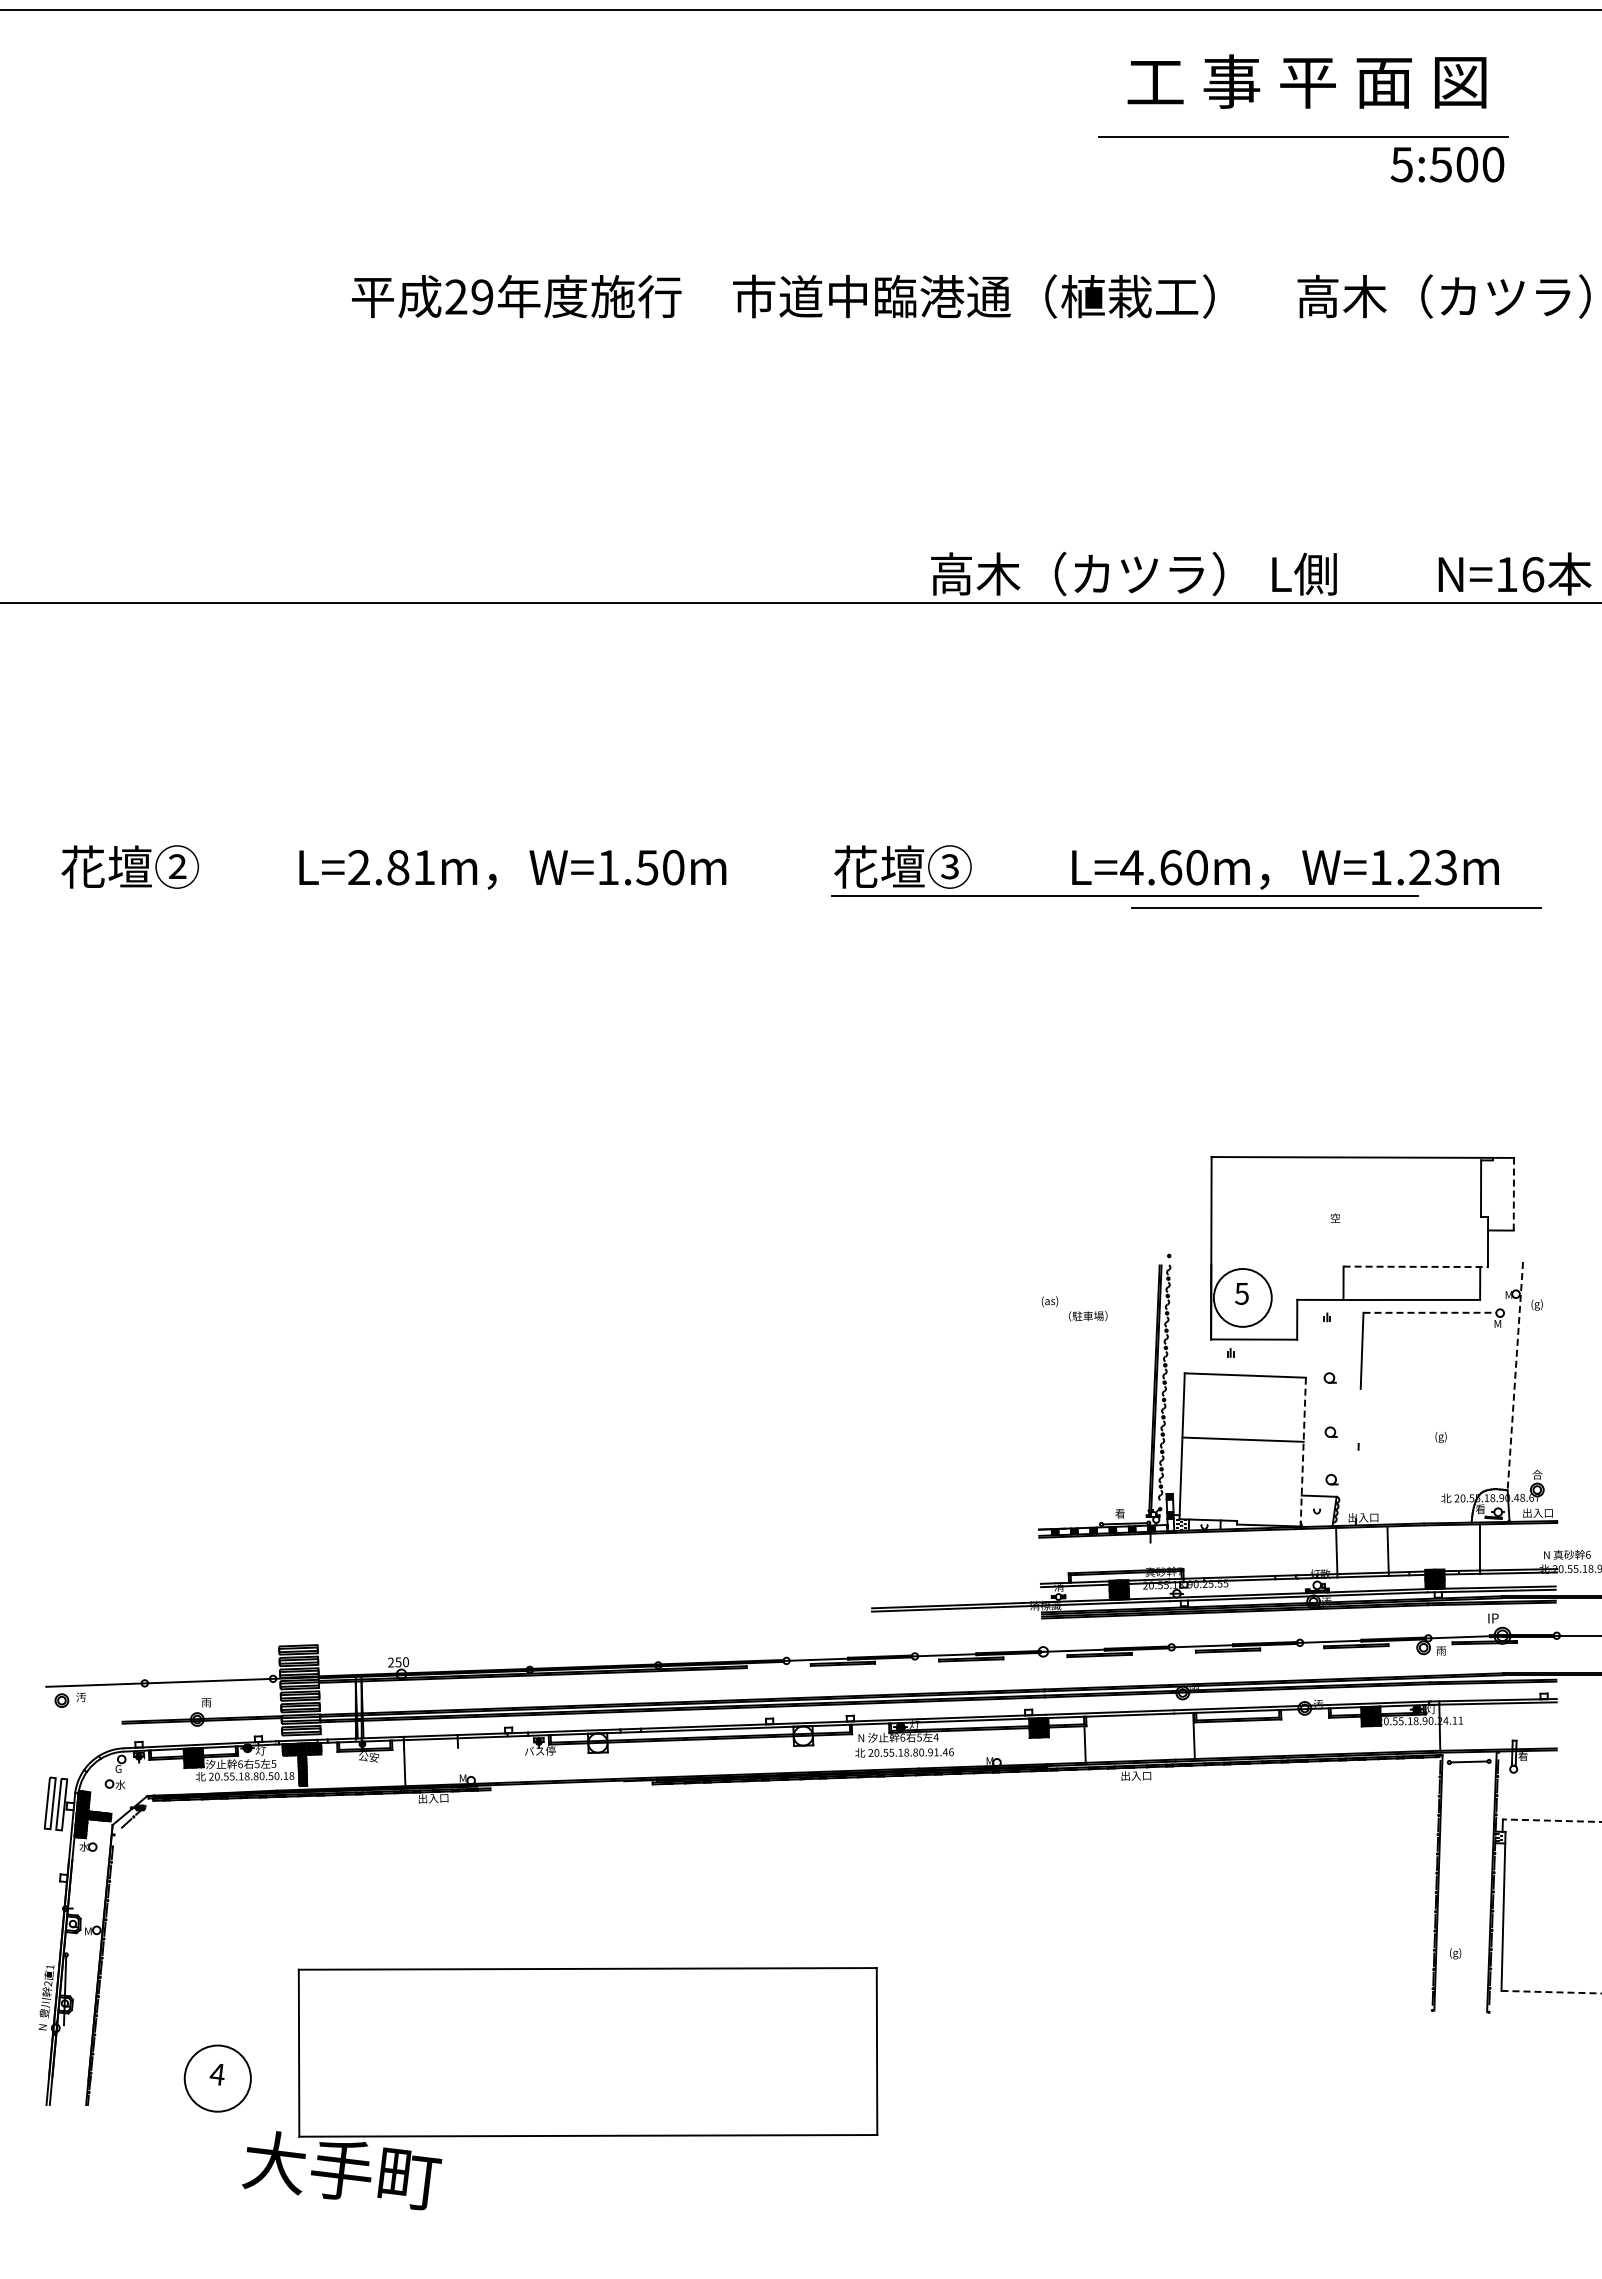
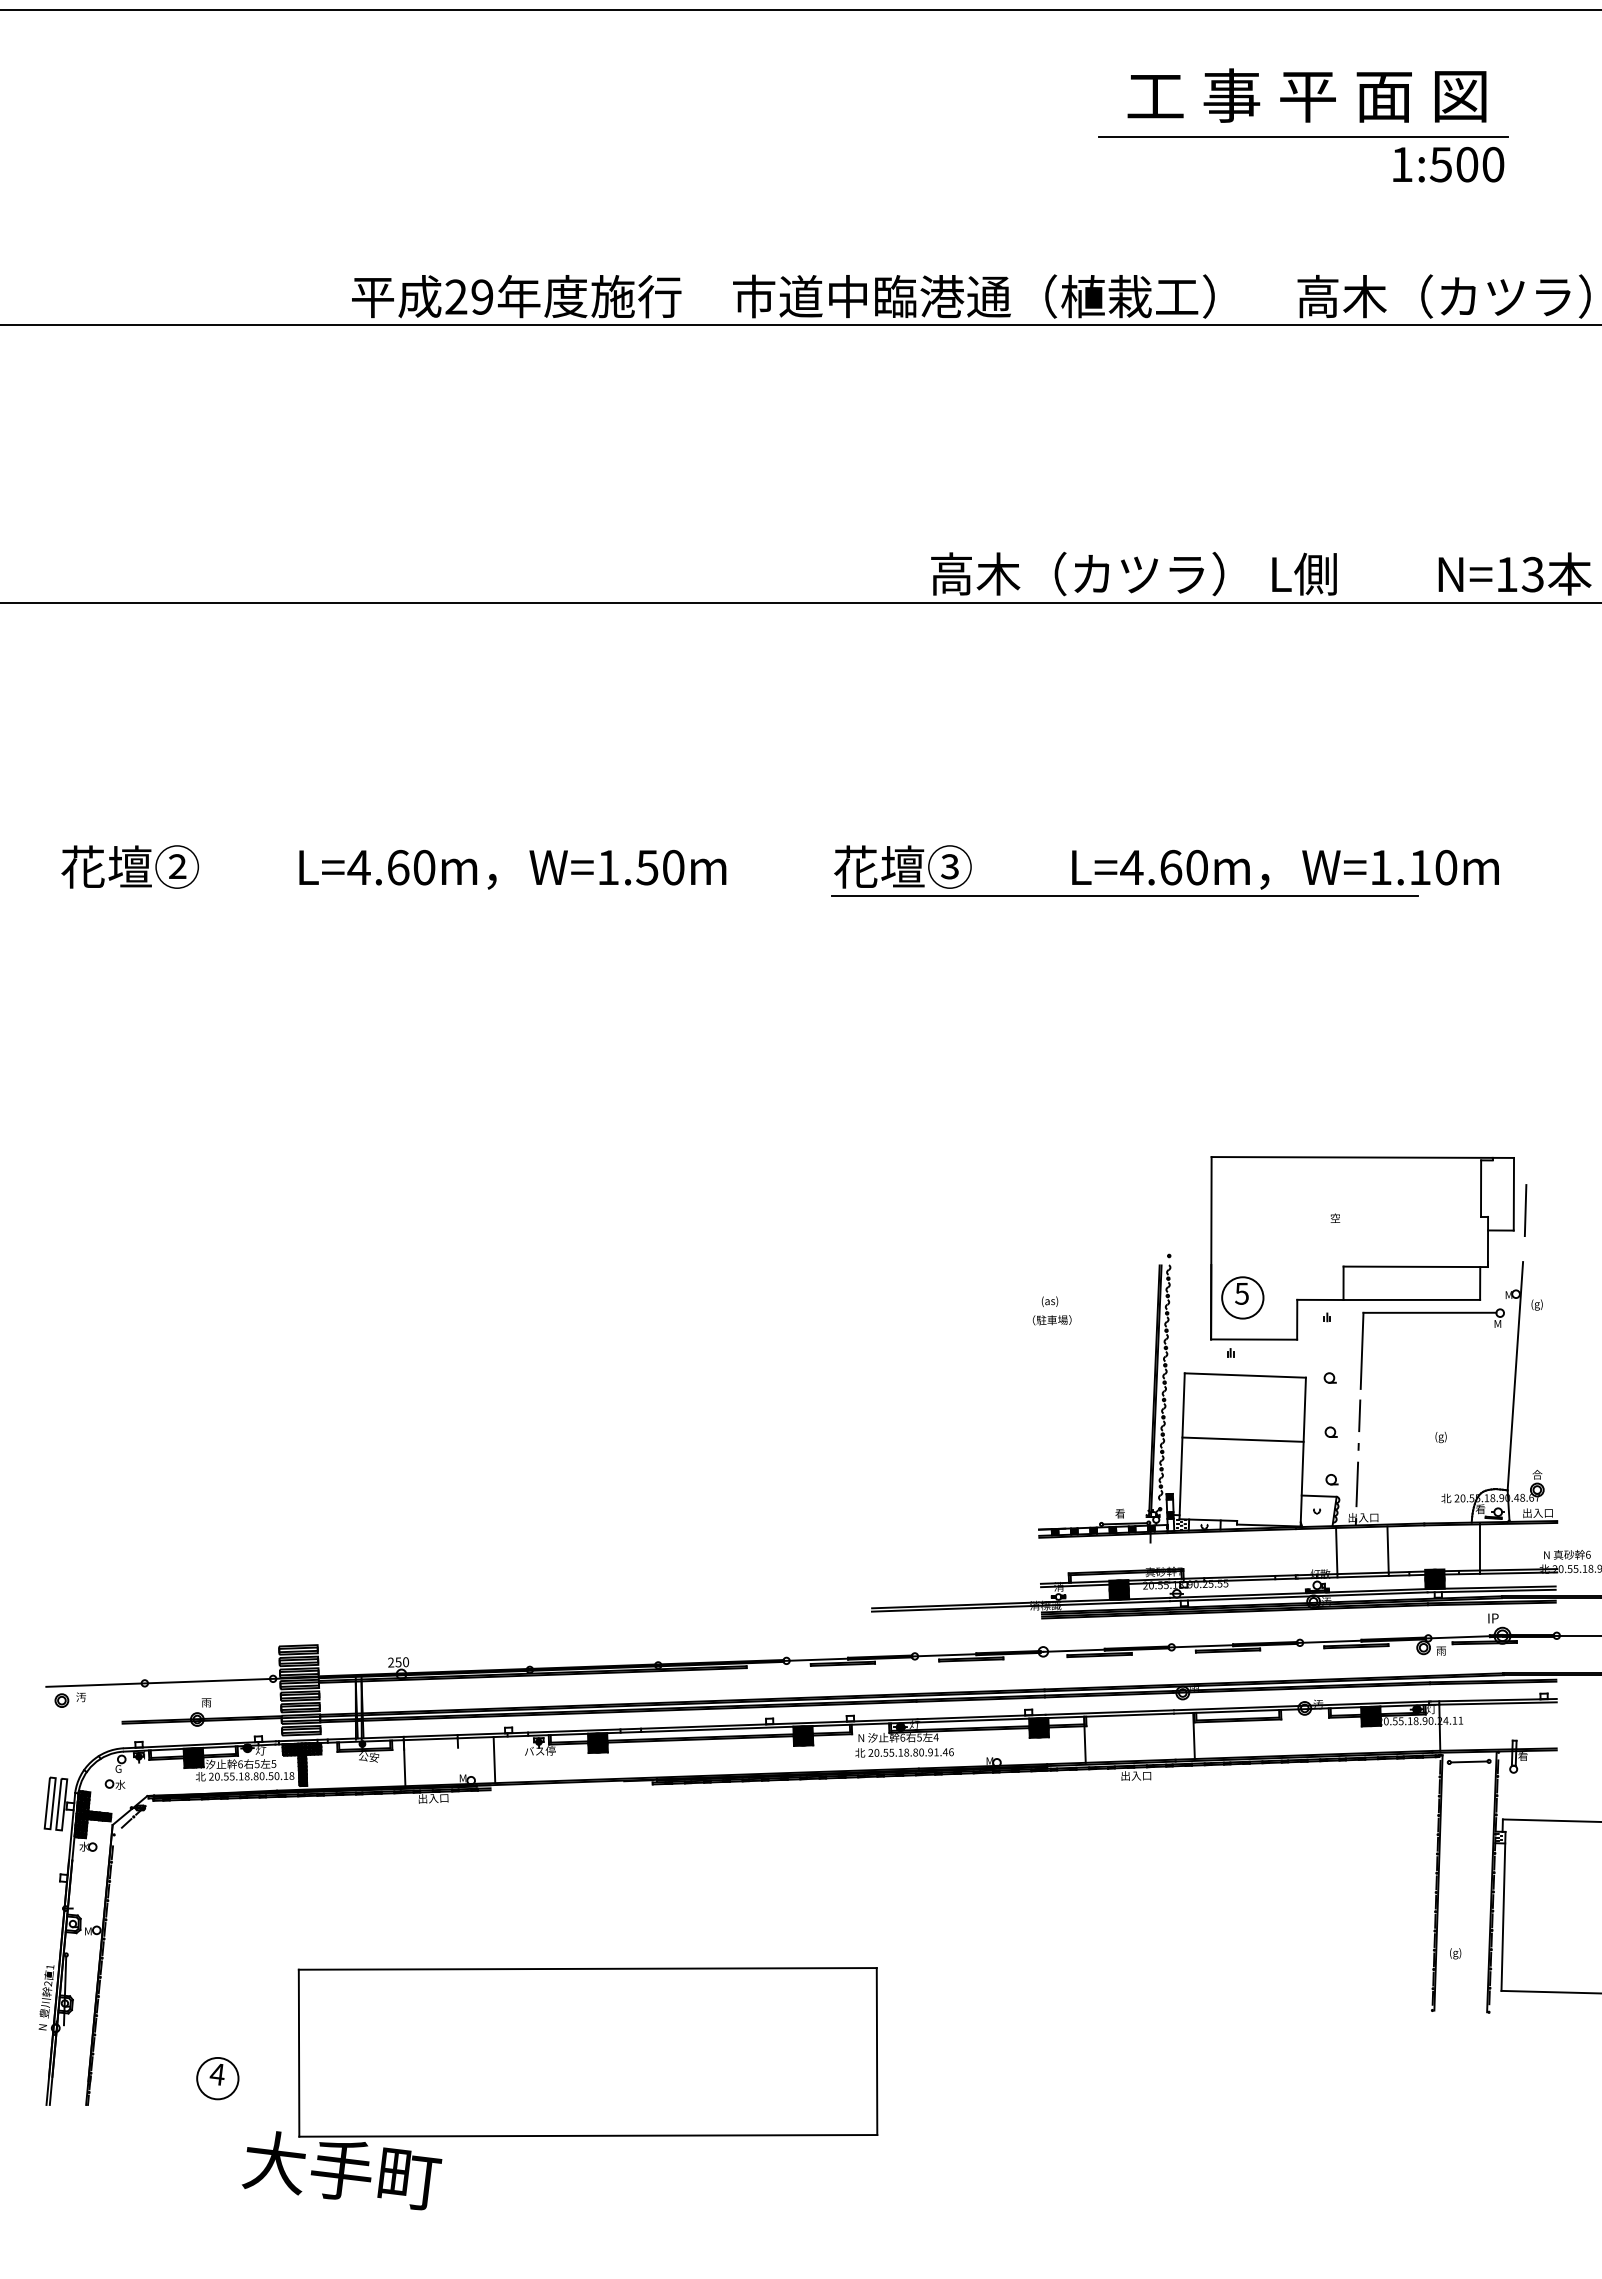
text position: (1306, 81) -> (1306, 95) (1306, 95)
text: 5:500 -> 1:500 (1401, 164)
line: none -> present (800, 325)
text: N=16 -> N=13 (1532, 574)
text: L=2.81m -> L=4.60m (391, 867)
text: W=1.23m -> W=1.10m (1433, 867)
line: present -> none (1336, 907)
line: dashed -> solid (1513, 1193)
line: none -> present (1525, 1210)
line: dashed -> solid (1416, 1266)
circle diameter: 58 px -> 41 px (1242, 1297)
line: dashed -> solid (1430, 1312)
text position: (1087, 1316) -> (1051, 1320) (1051, 1320)
line: dashed -> solid (1515, 1376)
line: none -> present (1359, 1415)
line: dashed -> solid (1303, 1452)
line: none -> present (1357, 1484)
fill: none -> present (803, 1735)
fill: none -> present (597, 1743)
line: none -> present (494, 1760)
line: dashed -> solid (1551, 1820)
line: dashed -> solid (1552, 1992)
circle diameter: 66 px -> 41 px (217, 2078)
